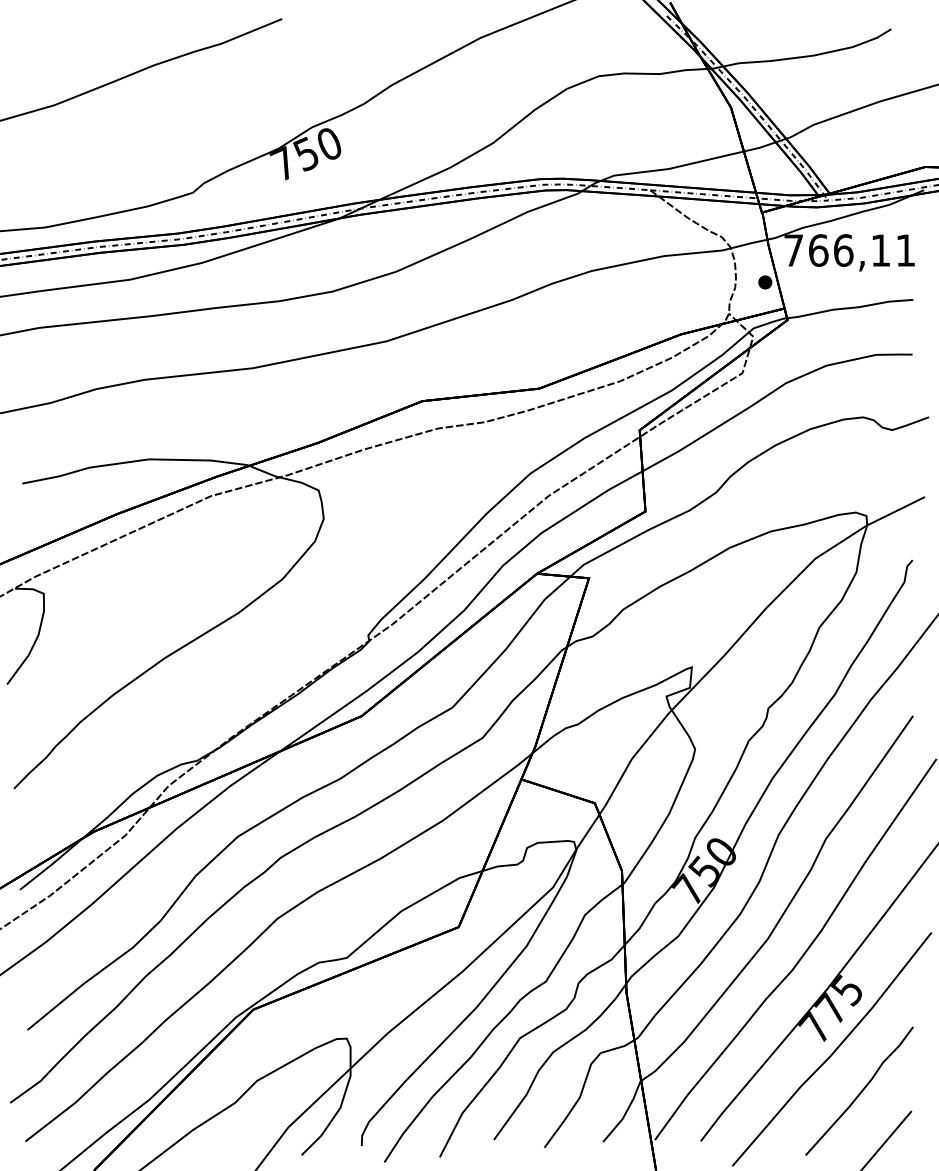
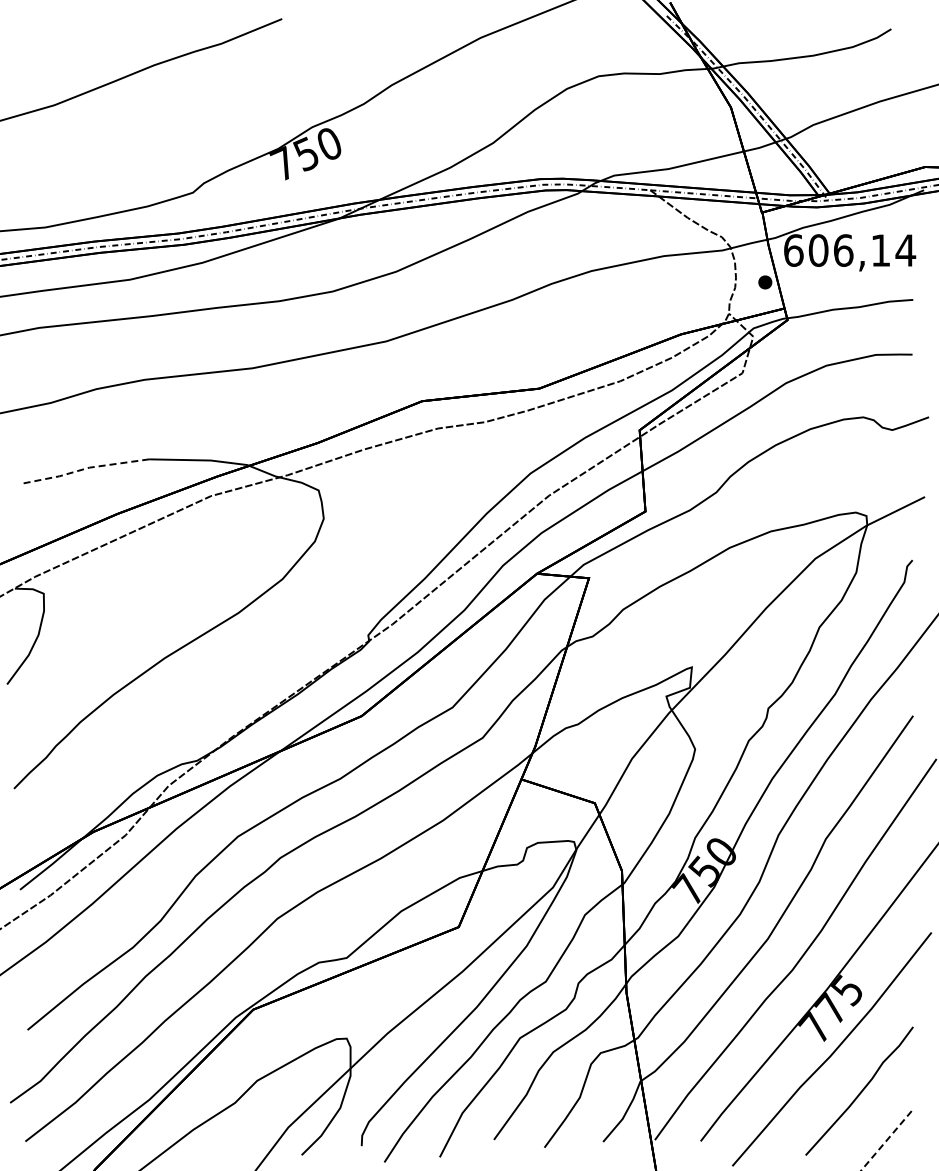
text: 766,11 -> 606,14 (850, 250)
line: solid -> dashed (85, 468)
line: solid -> dashed (886, 1141)
